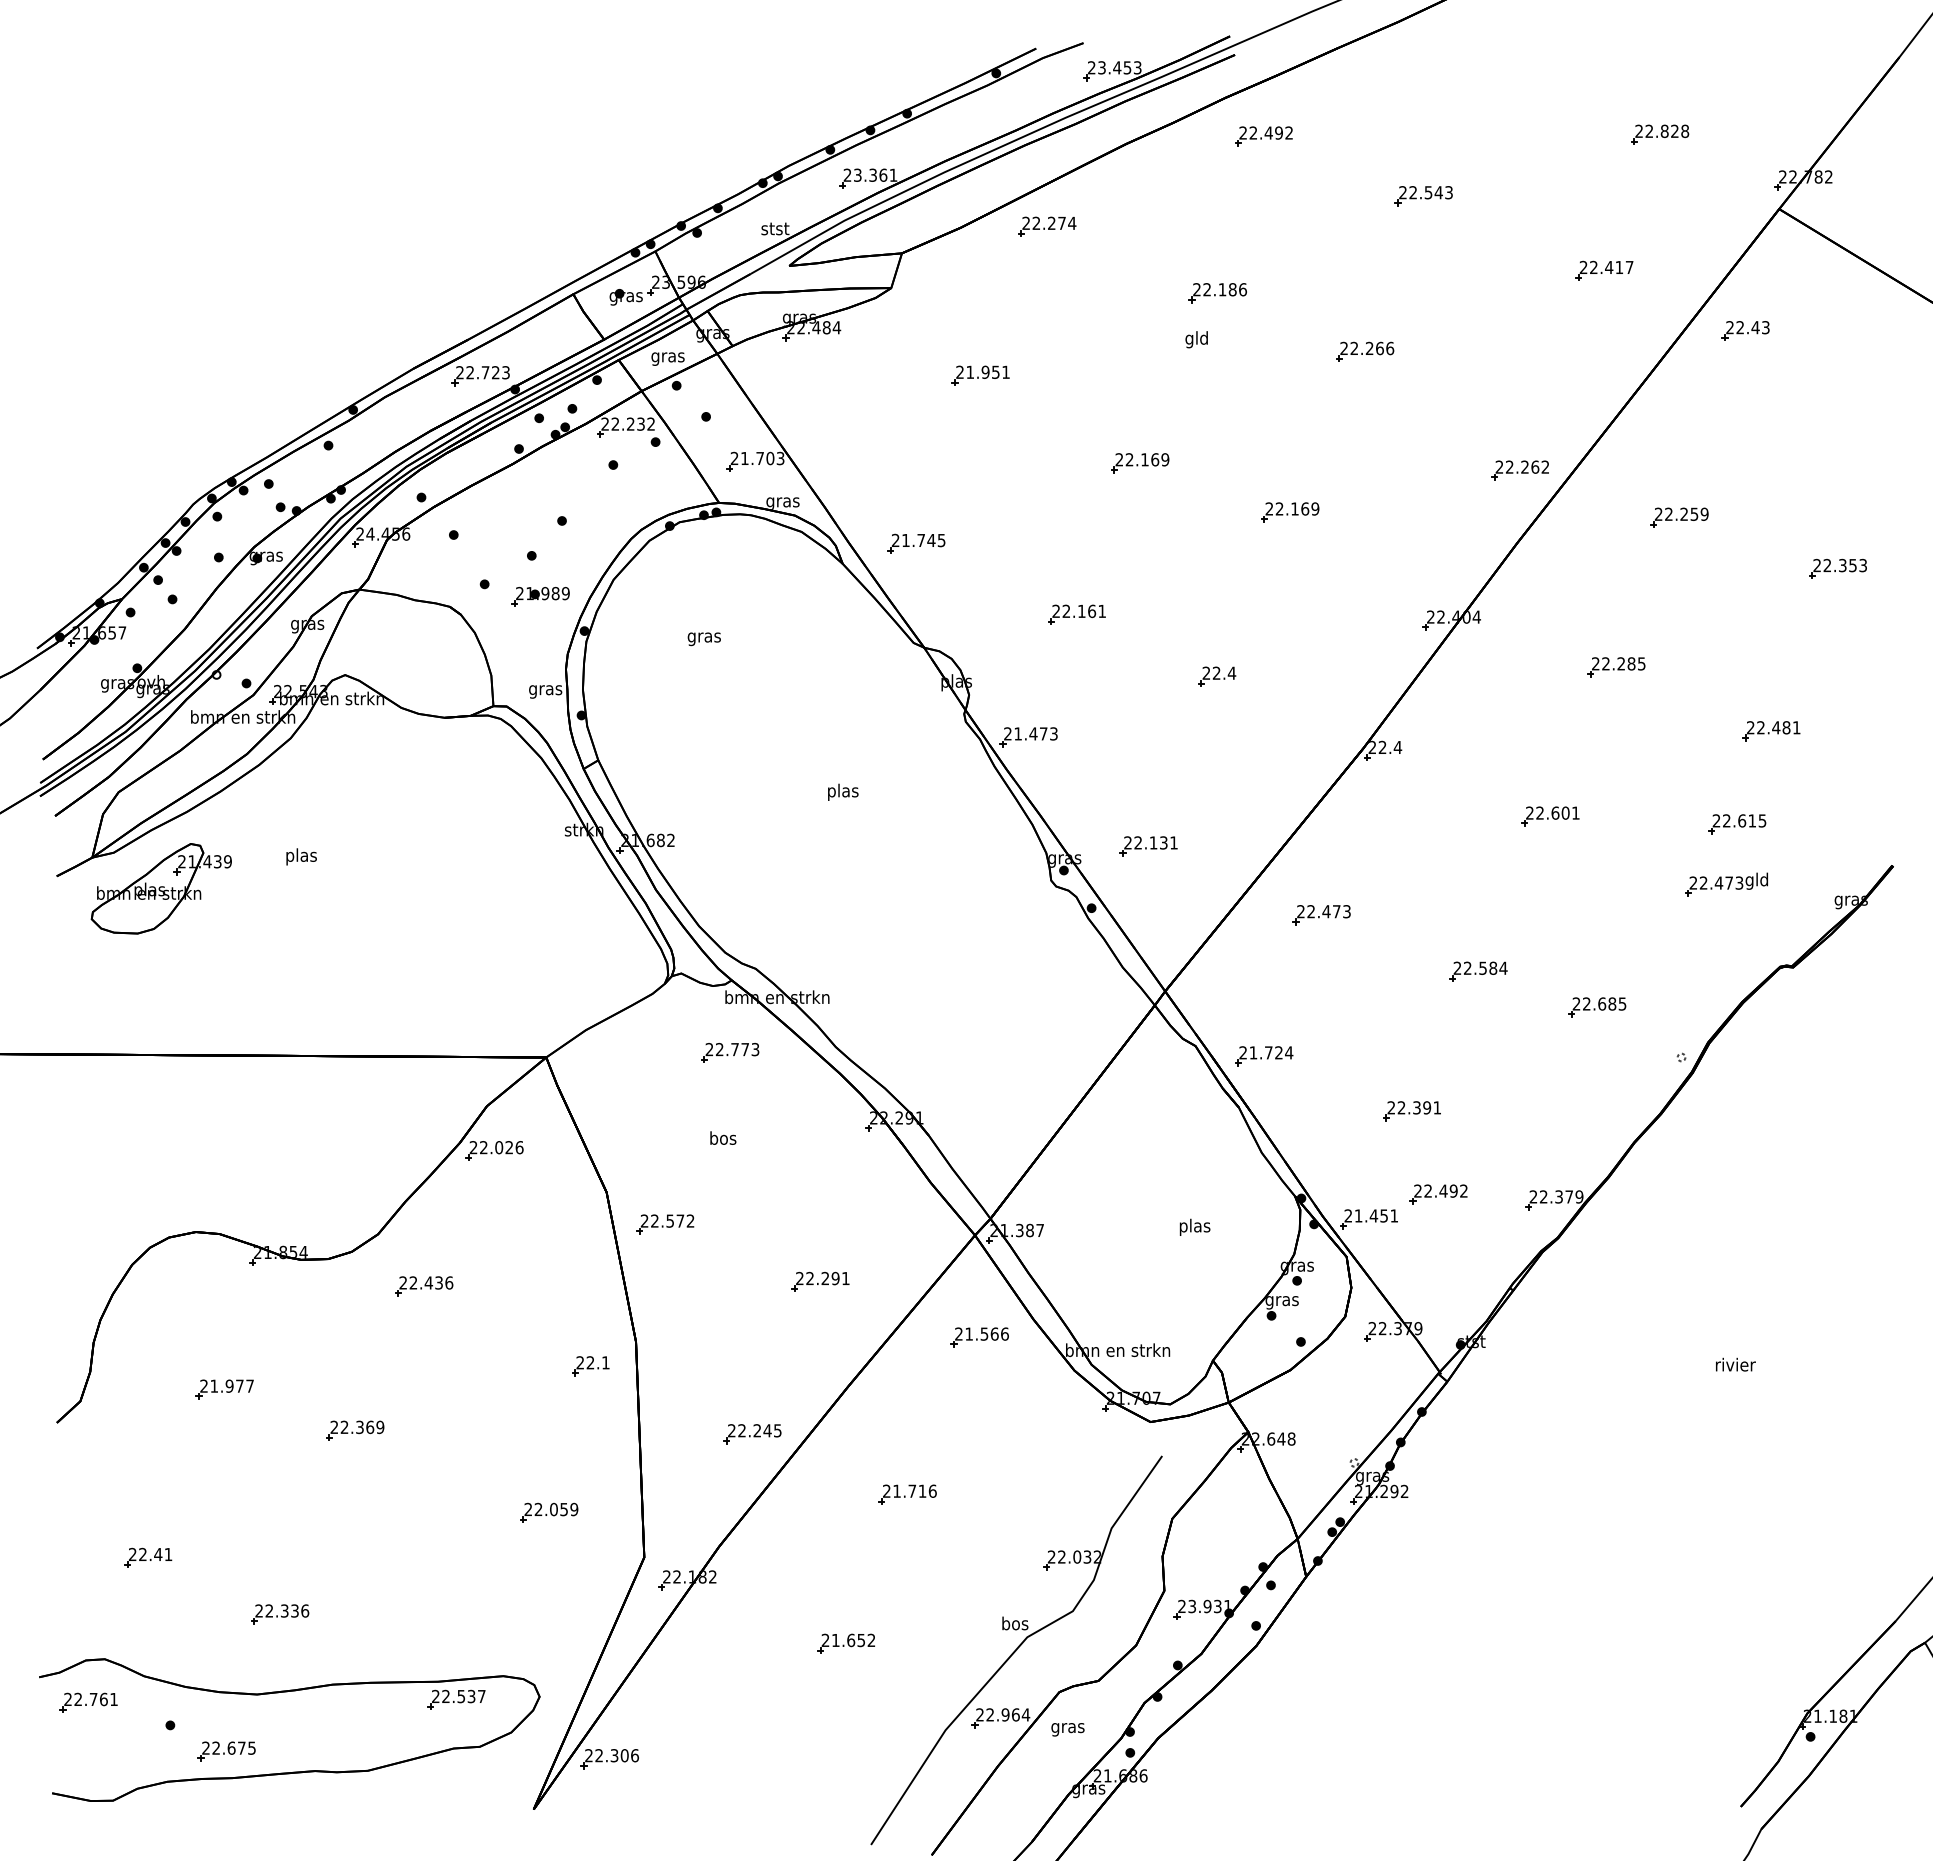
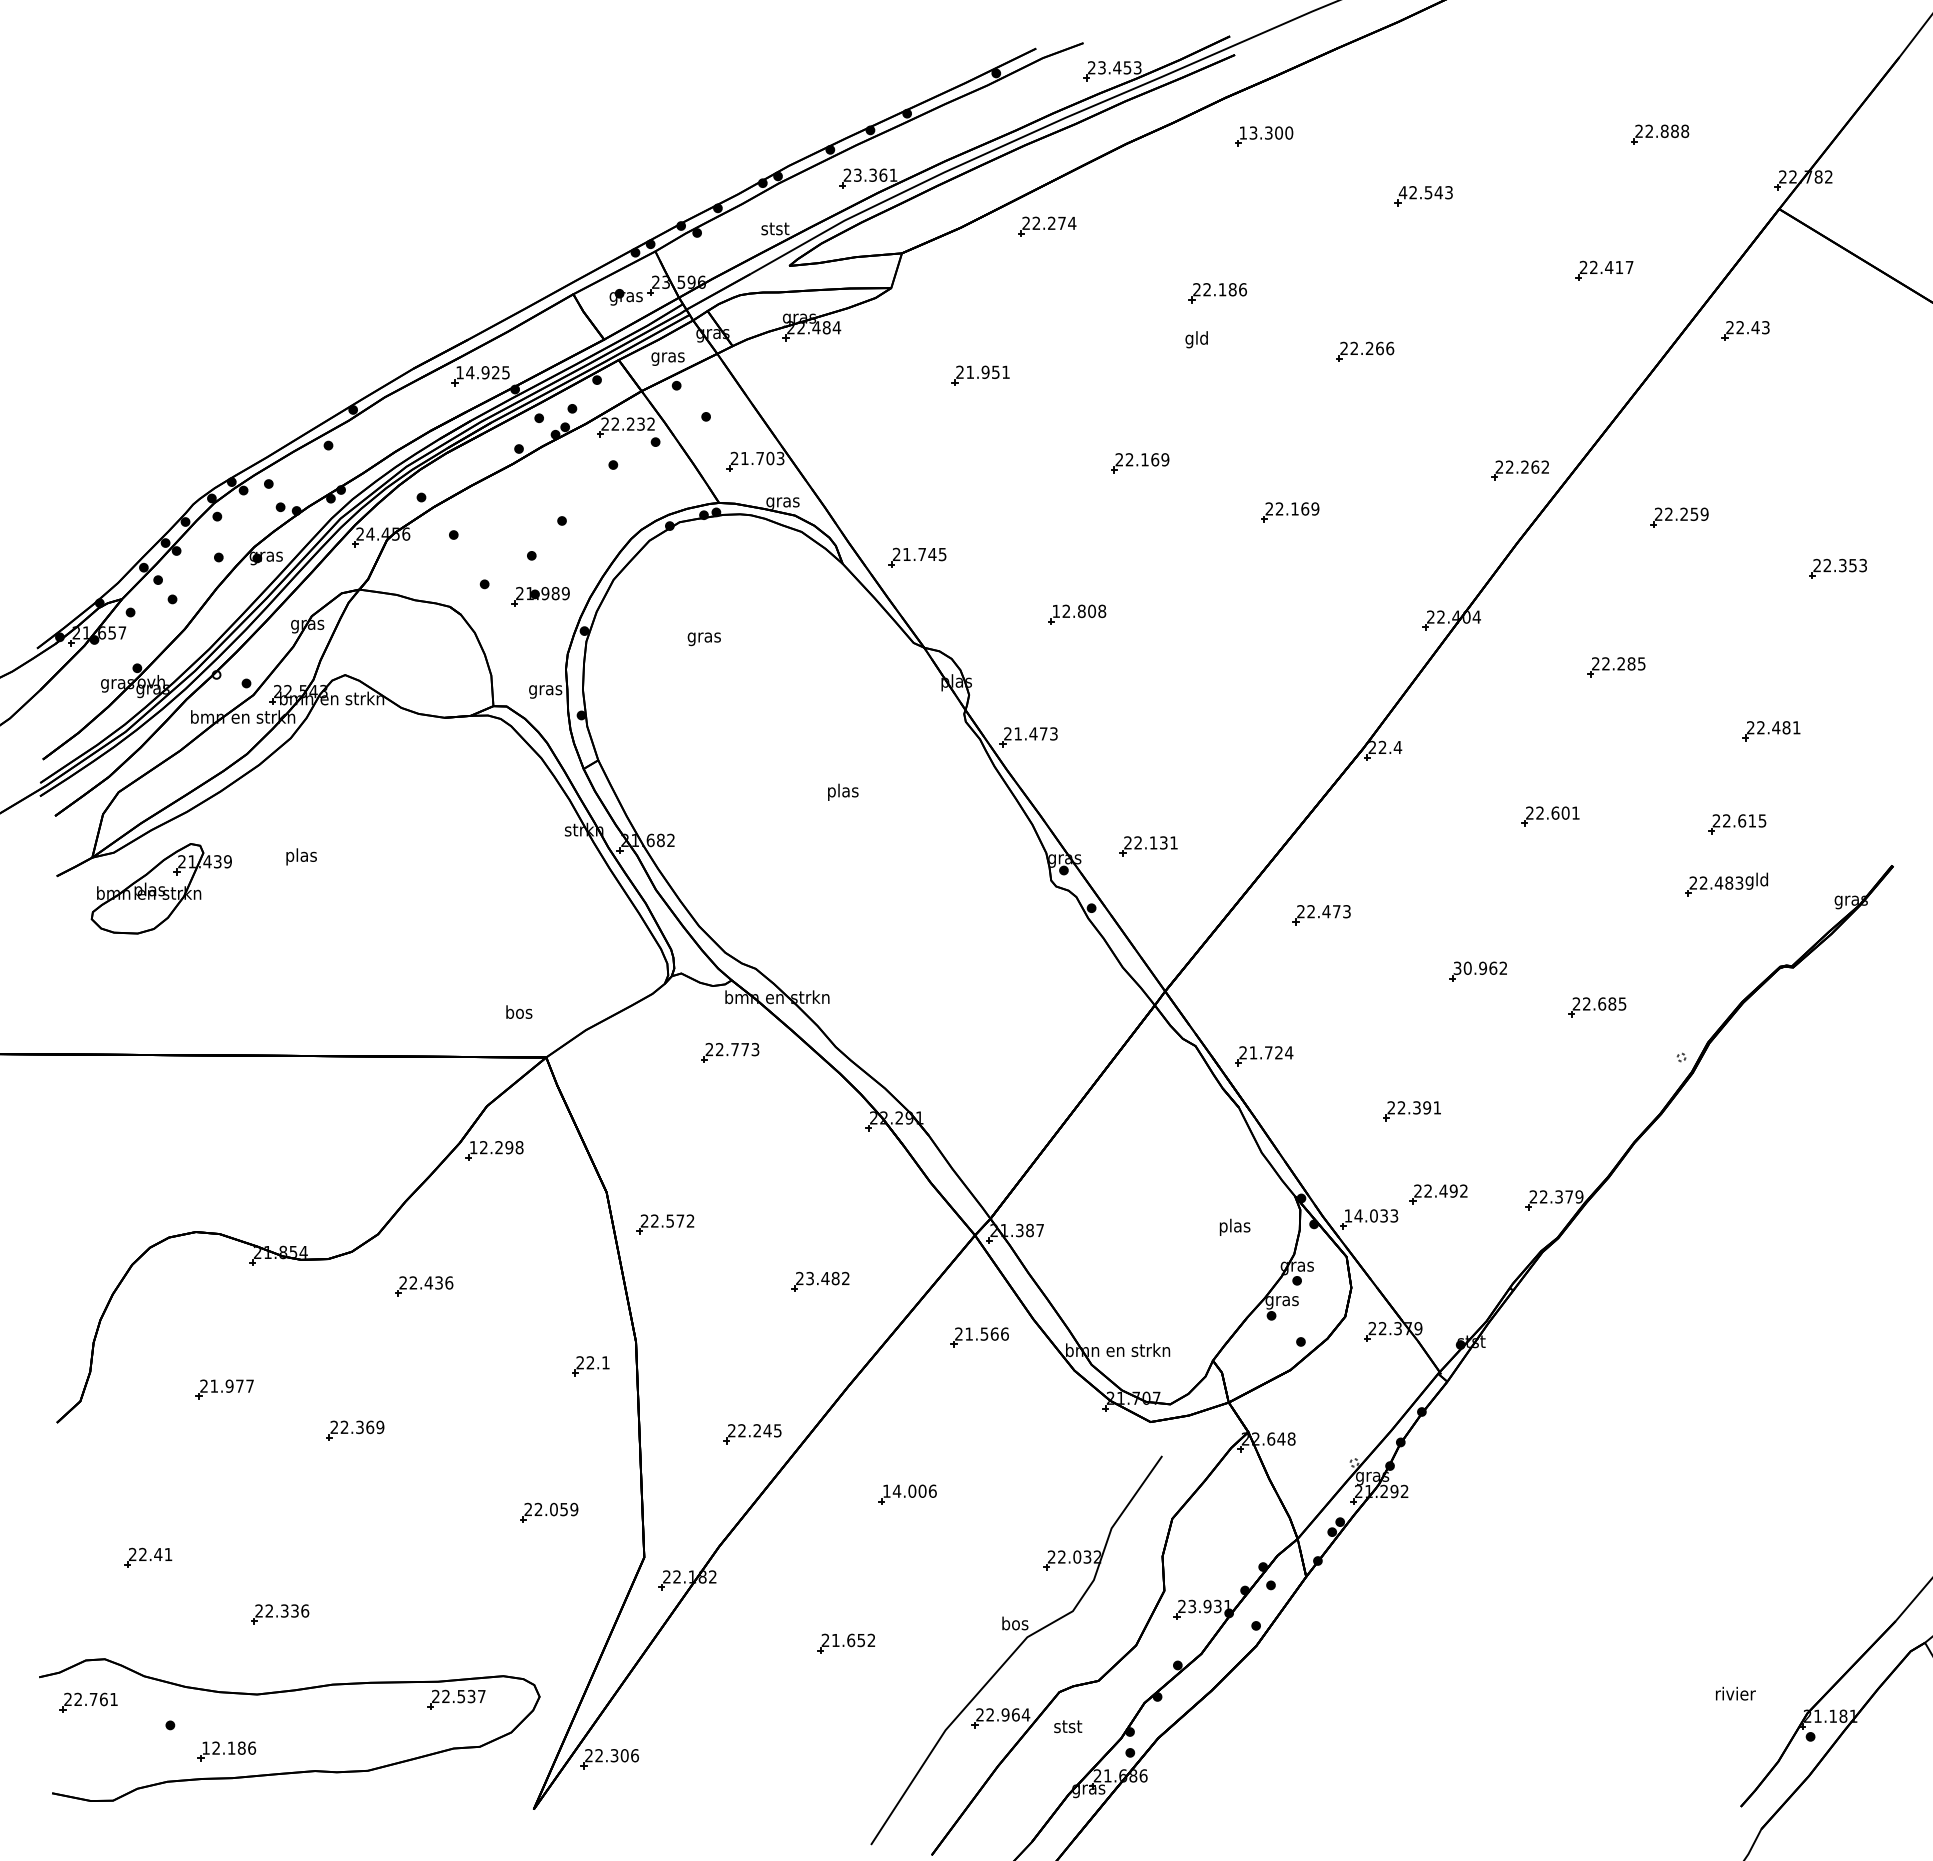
text: 22.828 -> 22.888 (1674, 130)
text: 22.492 -> 13.300 (1266, 132)
text: 22.543 -> 42.543 (1402, 192)
text: 22.723 -> 14.925 (482, 372)
part position: (916, 543) -> (917, 557) (917, 557)
text: 22.161 -> 12.808 (1079, 611)
part: present -> none (1217, 676)
text: 22.473 -> 22.483 (1729, 882)
text: 22.584 -> 30.962 (1480, 967)
text position: (723, 1137) -> (519, 1011) (519, 1011)
text: 22.026 -> 12.298 (496, 1147)
text: 21.451 -> 14.033 (1371, 1215)
text position: (1194, 1226) -> (1234, 1226) (1234, 1226)
text: 22.291 -> 23.482 (827, 1278)
text position: (1735, 1364) -> (1735, 1693) (1735, 1693)
text: 21.716 -> 14.006 (904, 1490)
text: gras -> stst (1067, 1728)
text: 22.675 -> 12.186 (229, 1747)
